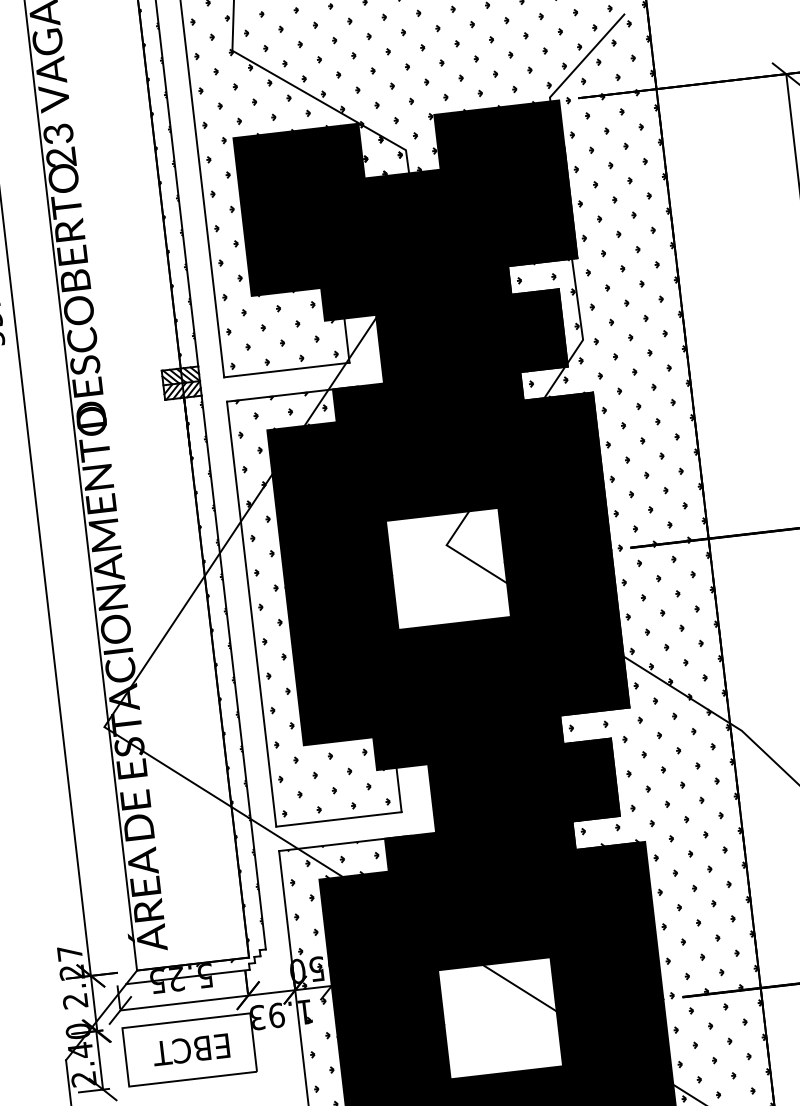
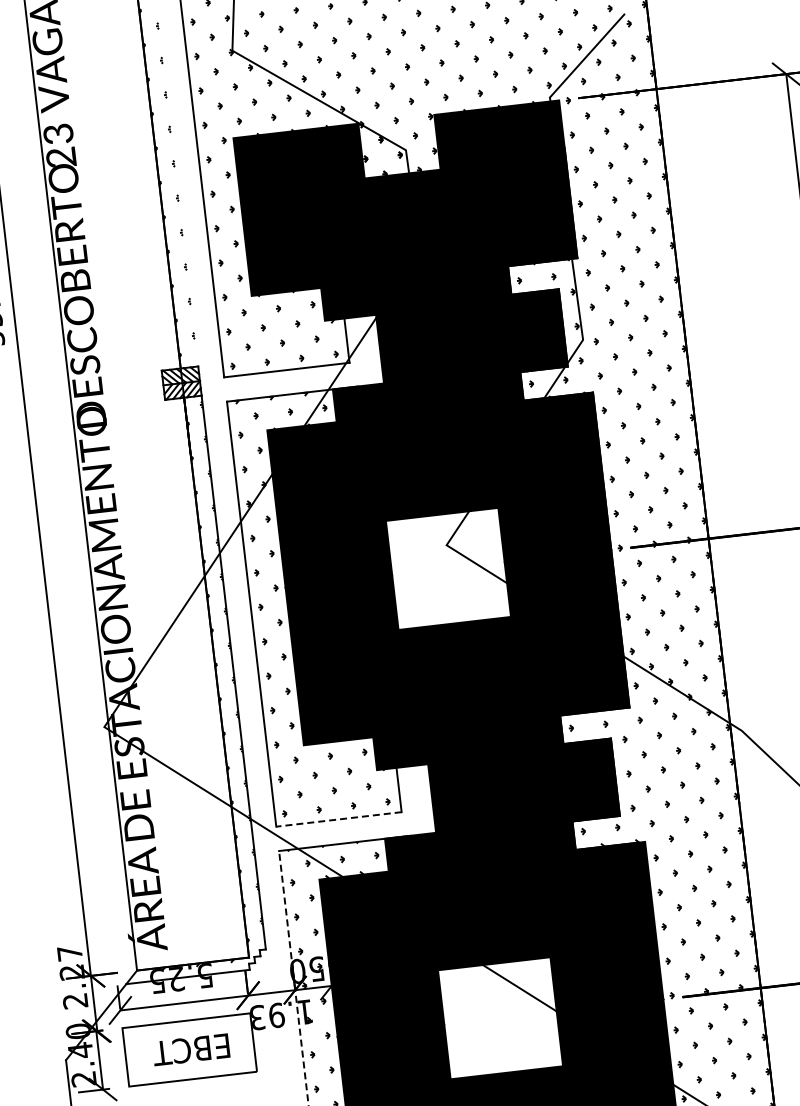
line: present -> none (177, 184)
line: solid -> dashed (338, 819)
line: solid -> dashed (293, 978)
